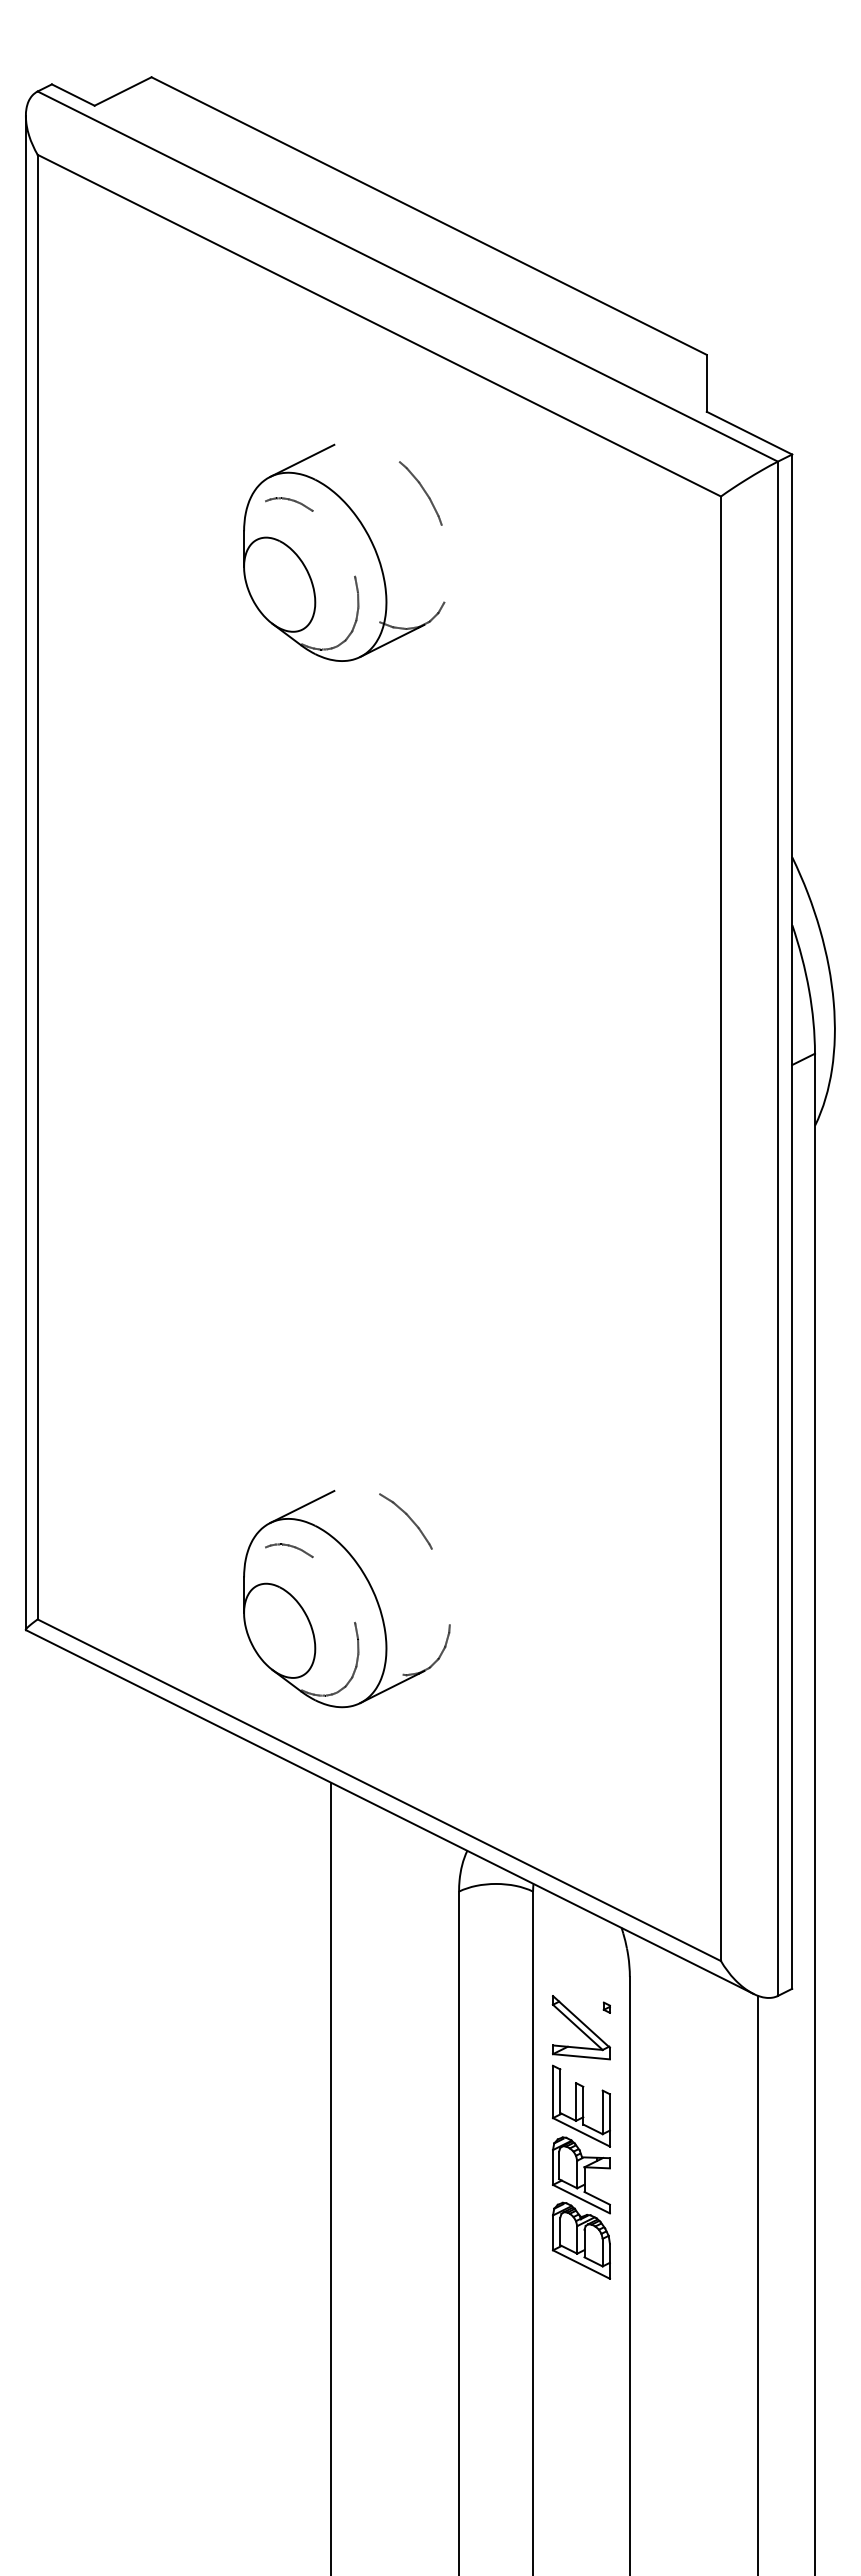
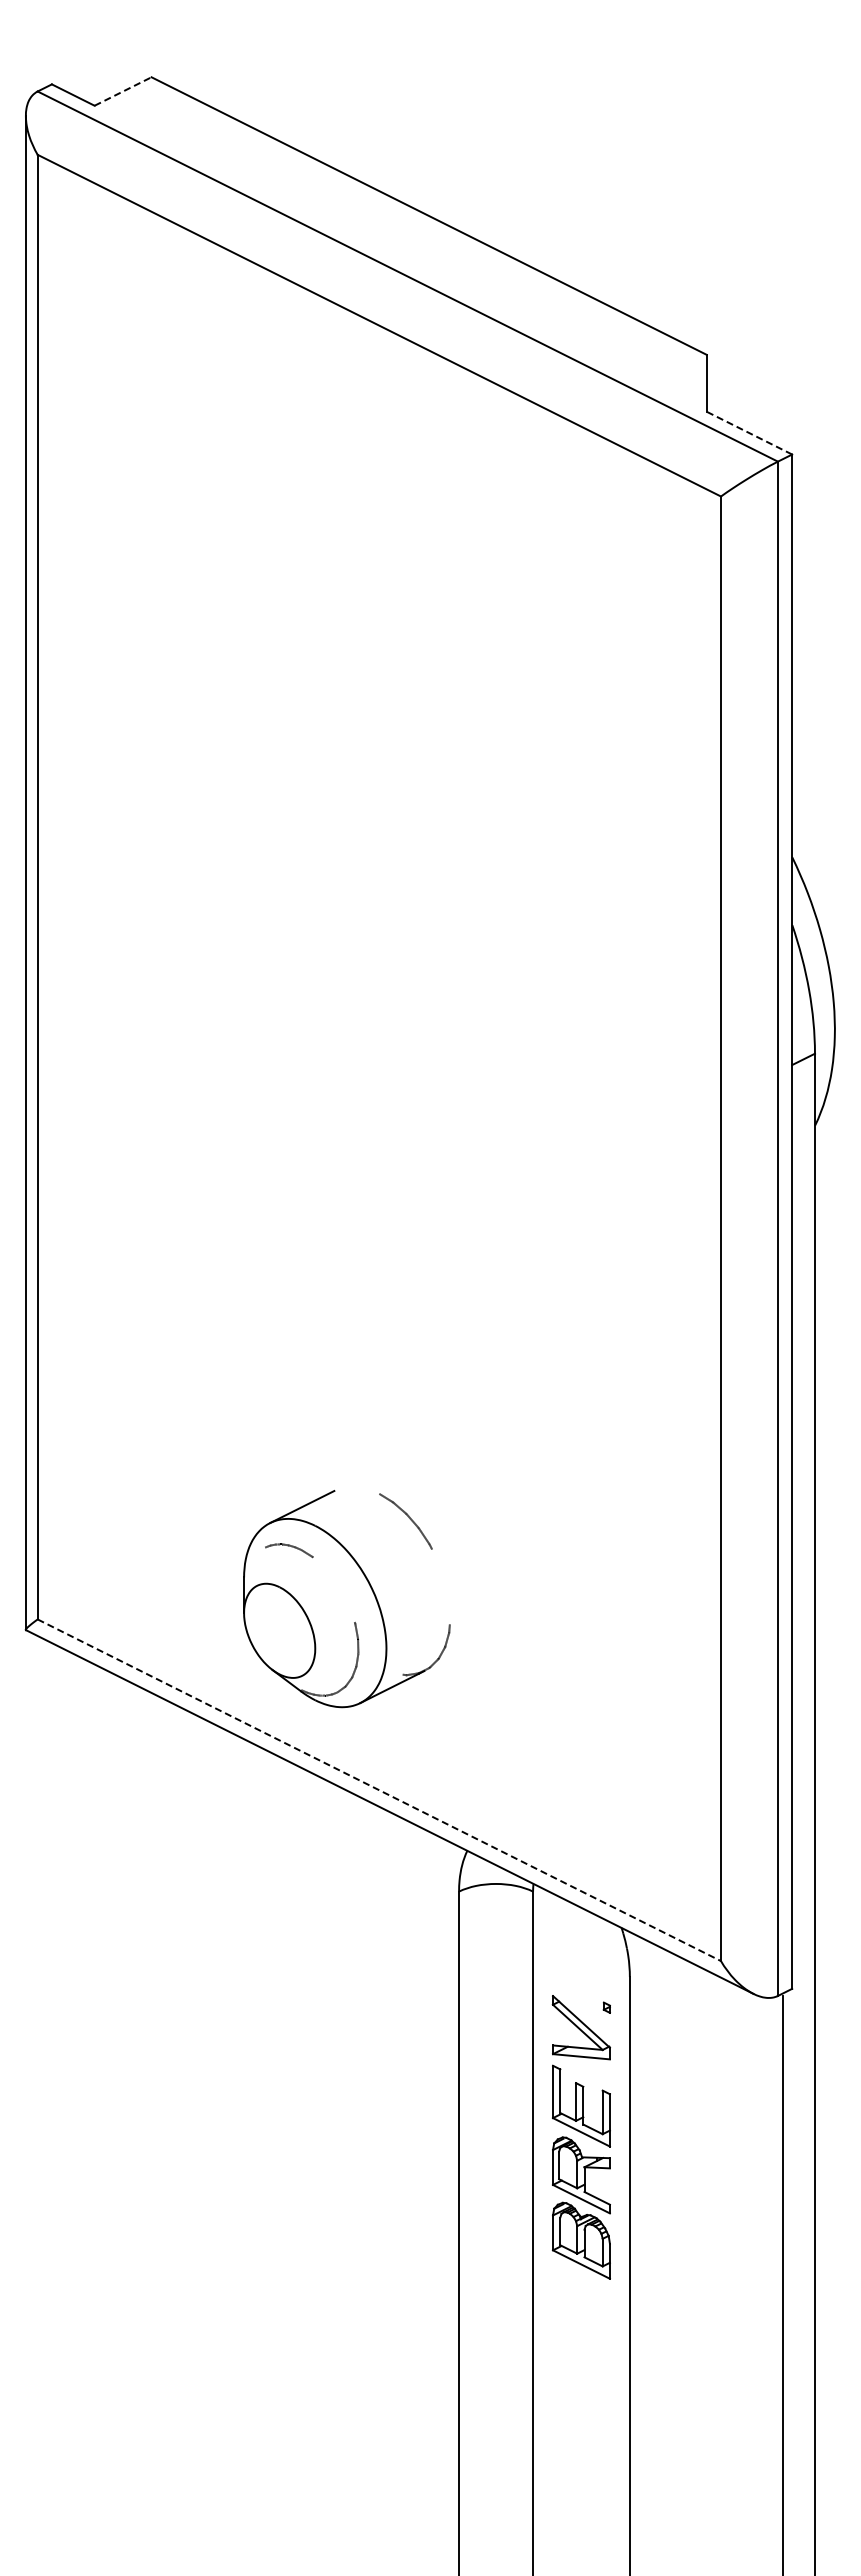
line: solid -> dashed (123, 91)
line: solid -> dashed (749, 433)
part: present -> none (344, 552)
line: solid -> dashed (379, 1790)
line: present -> none (330, 2177)
line position: (758, 2283) -> (783, 2283) (783, 2283)
